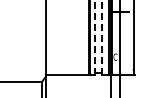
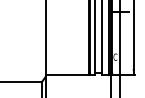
line: dashed -> solid (95, 37)
line: dashed -> solid (102, 37)
